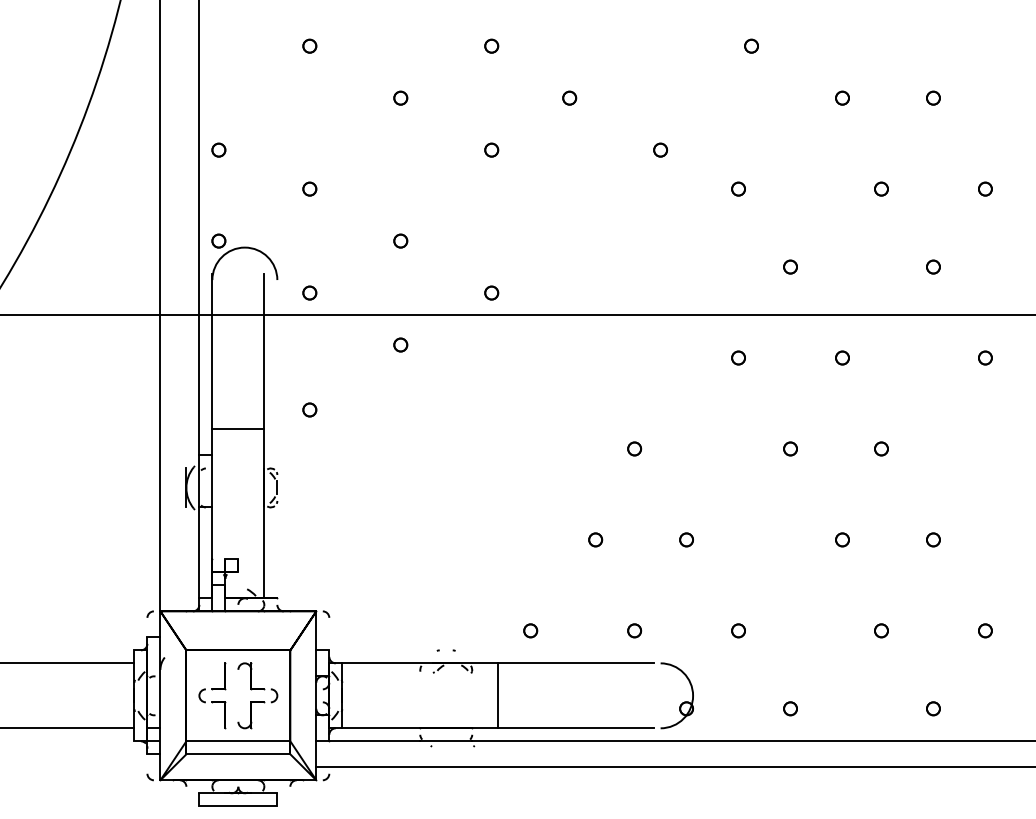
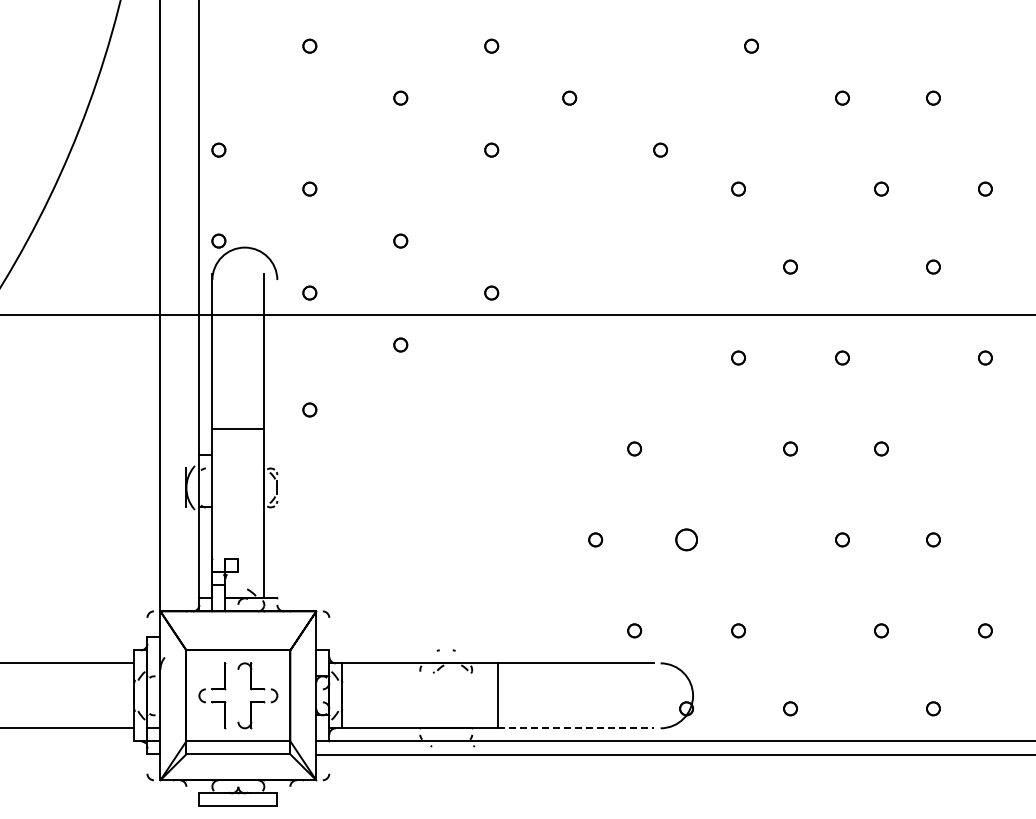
part size: 15x16 px -> 23x24 px (686, 539)
part: present -> none (530, 630)
line: solid -> dashed (576, 728)
line position: (674, 767) -> (674, 755) (674, 755)
